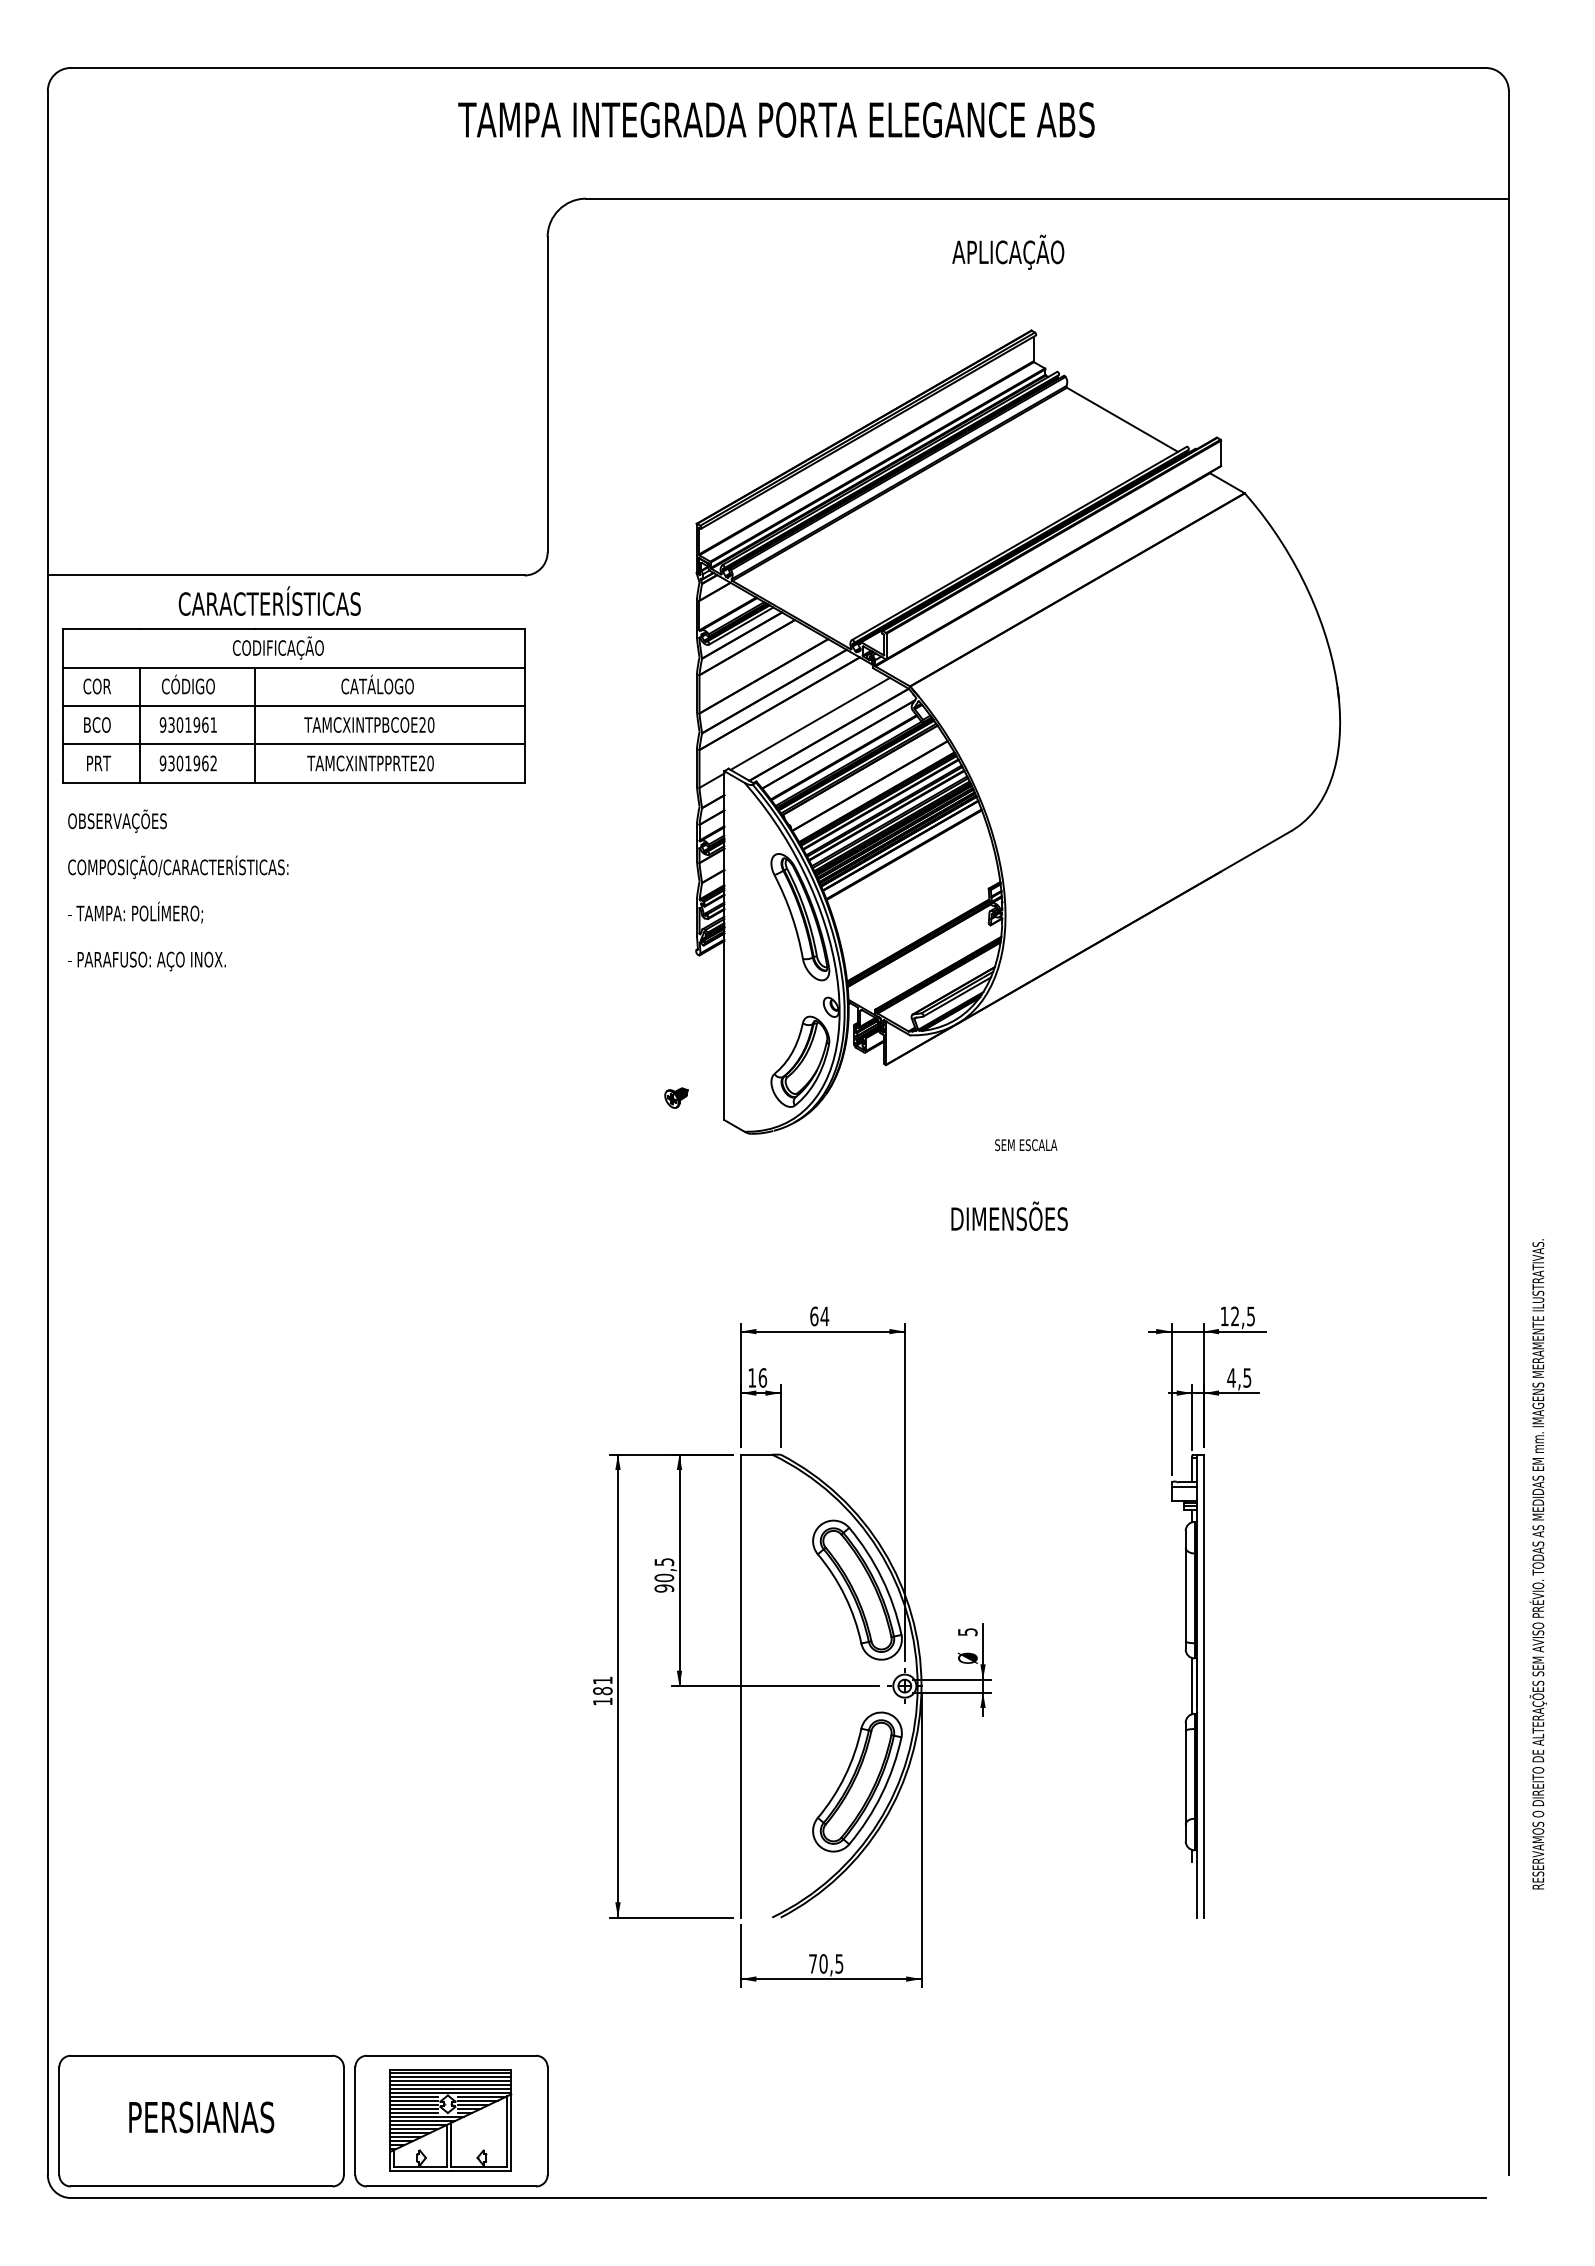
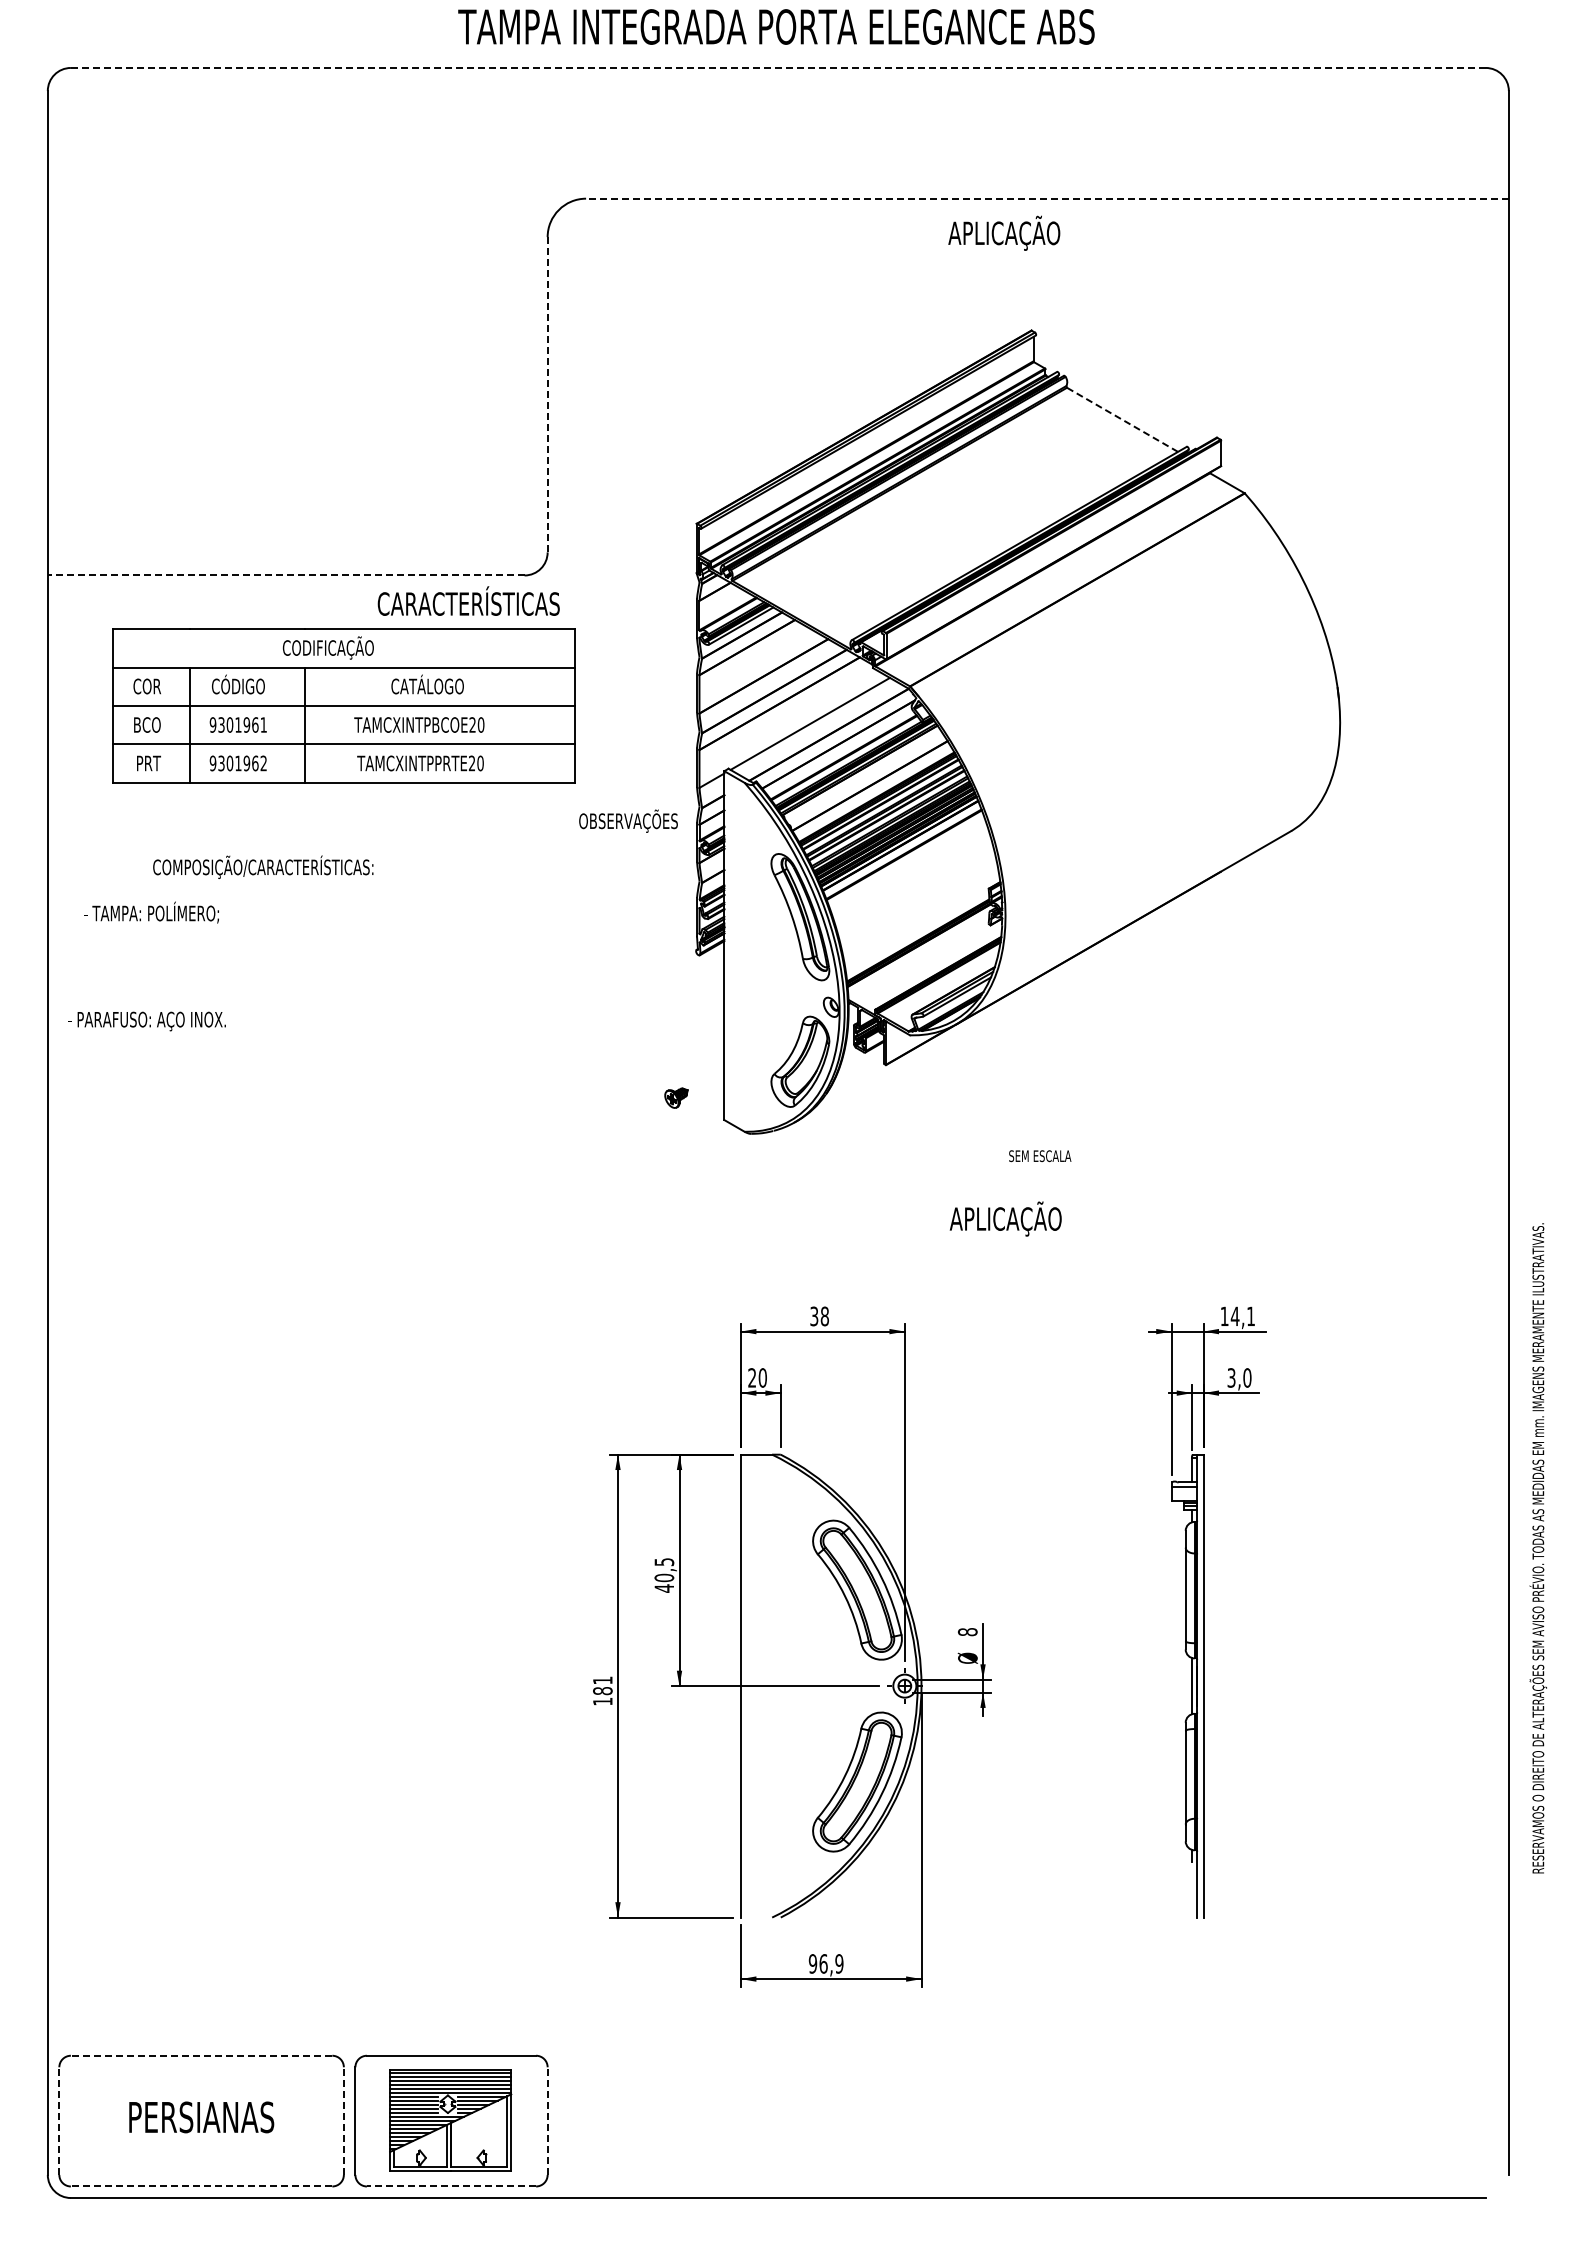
line: solid -> dashed (777, 67)
text position: (776, 119) -> (776, 26) (776, 26)
line: solid -> dashed (1046, 198)
text position: (1008, 251) -> (1004, 232) (1004, 232)
line: solid -> dashed (547, 394)
line: solid -> dashed (1122, 419)
line: solid -> dashed (285, 575)
text position: (269, 600) -> (468, 600) (468, 600)
part position: (293, 705) -> (343, 705) (343, 705)
text position: (117, 820) -> (628, 820) (628, 820)
text position: (178, 866) -> (263, 866) (263, 866)
text position: (135, 912) -> (151, 912) (151, 912)
text position: (146, 961) -> (146, 1021) (146, 1021)
text position: (1026, 1145) -> (1040, 1156) (1040, 1156)
text: DIMENSÕES -> APLICAÇÃO (1008, 1218)
text: 64 -> 38 (819, 1316)
text: 12,5 -> 14,1 (1242, 1316)
text: 16 -> 20 (757, 1377)
text: 4,5 -> 3,0 (1239, 1377)
text position: (1537, 1564) -> (1537, 1548) (1537, 1548)
text: 90,5 -> 40,5 (664, 1588)
text: 5 -> 8 (967, 1632)
text: 70,5 -> 96,9 (825, 1963)
line: solid -> dashed (201, 2055)
line: solid -> dashed (59, 2121)
line: solid -> dashed (343, 2121)
line: solid -> dashed (547, 2121)
line: solid -> dashed (201, 2186)
line: solid -> dashed (451, 2186)
